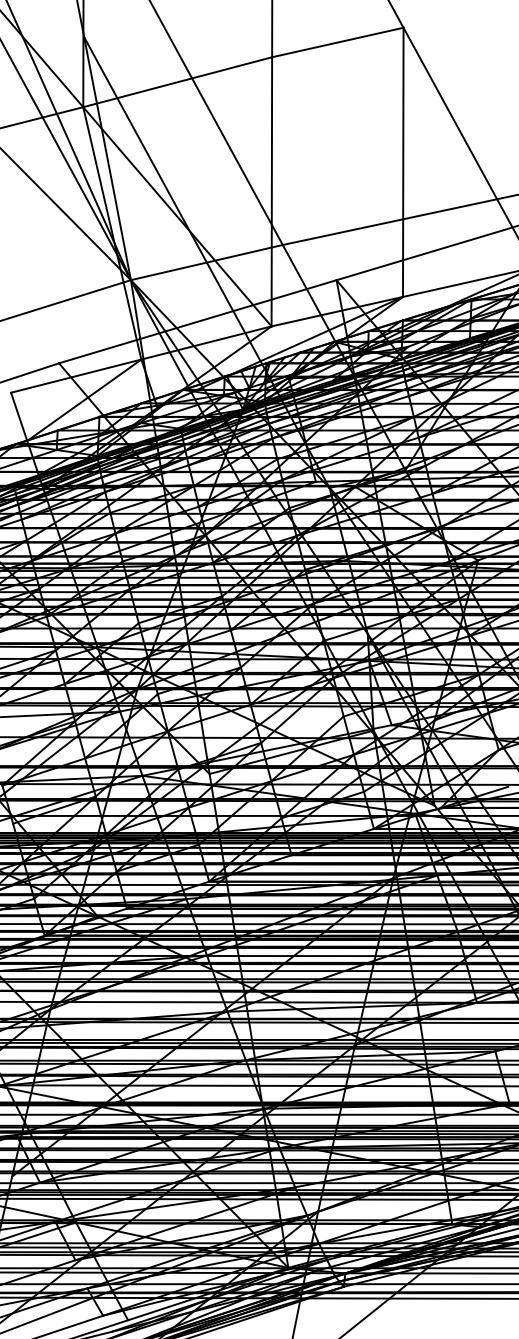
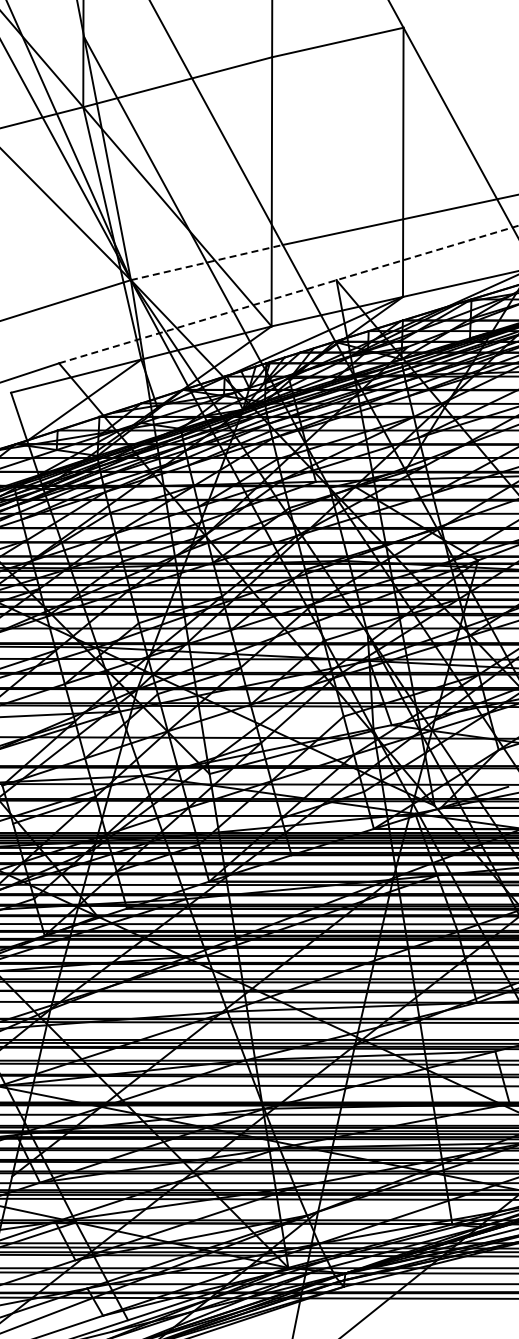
line: solid -> dashed (206, 262)
line: solid -> dashed (288, 294)
